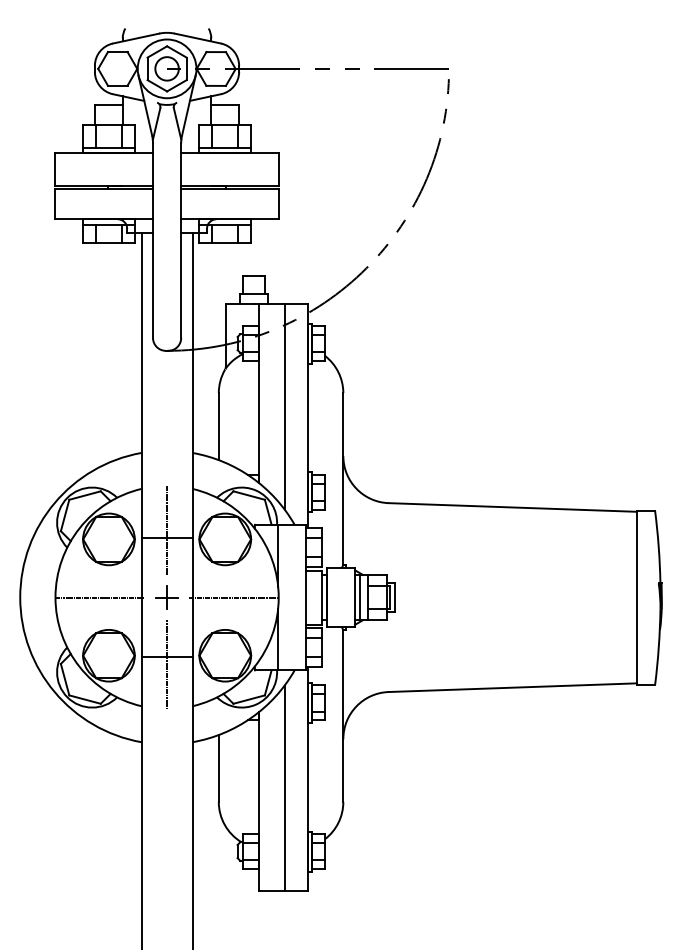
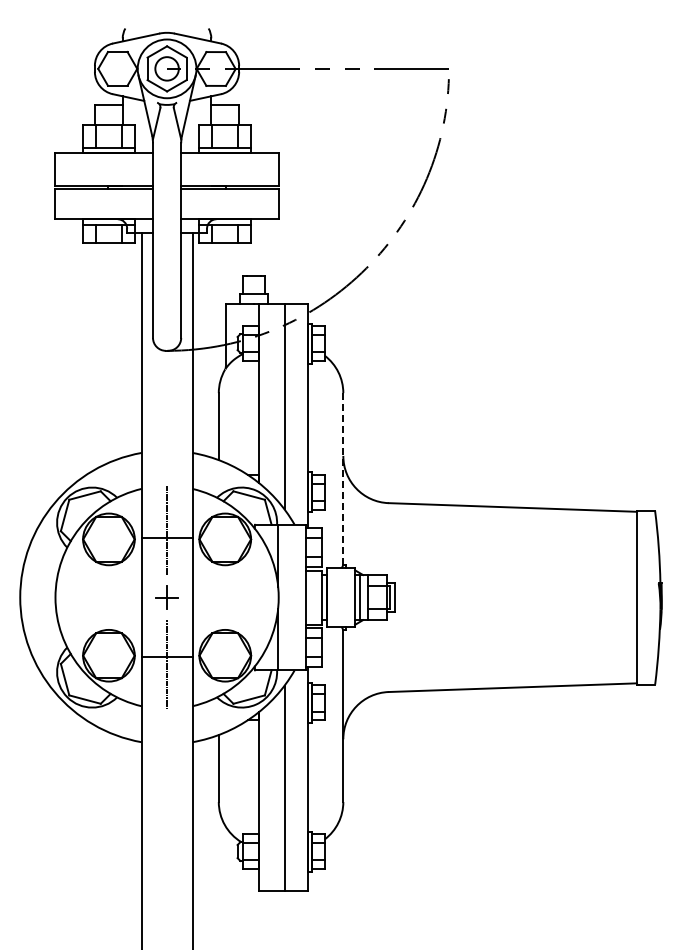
line: solid -> dashed (343, 478)
line: present -> none (99, 597)
line: present -> none (234, 597)
